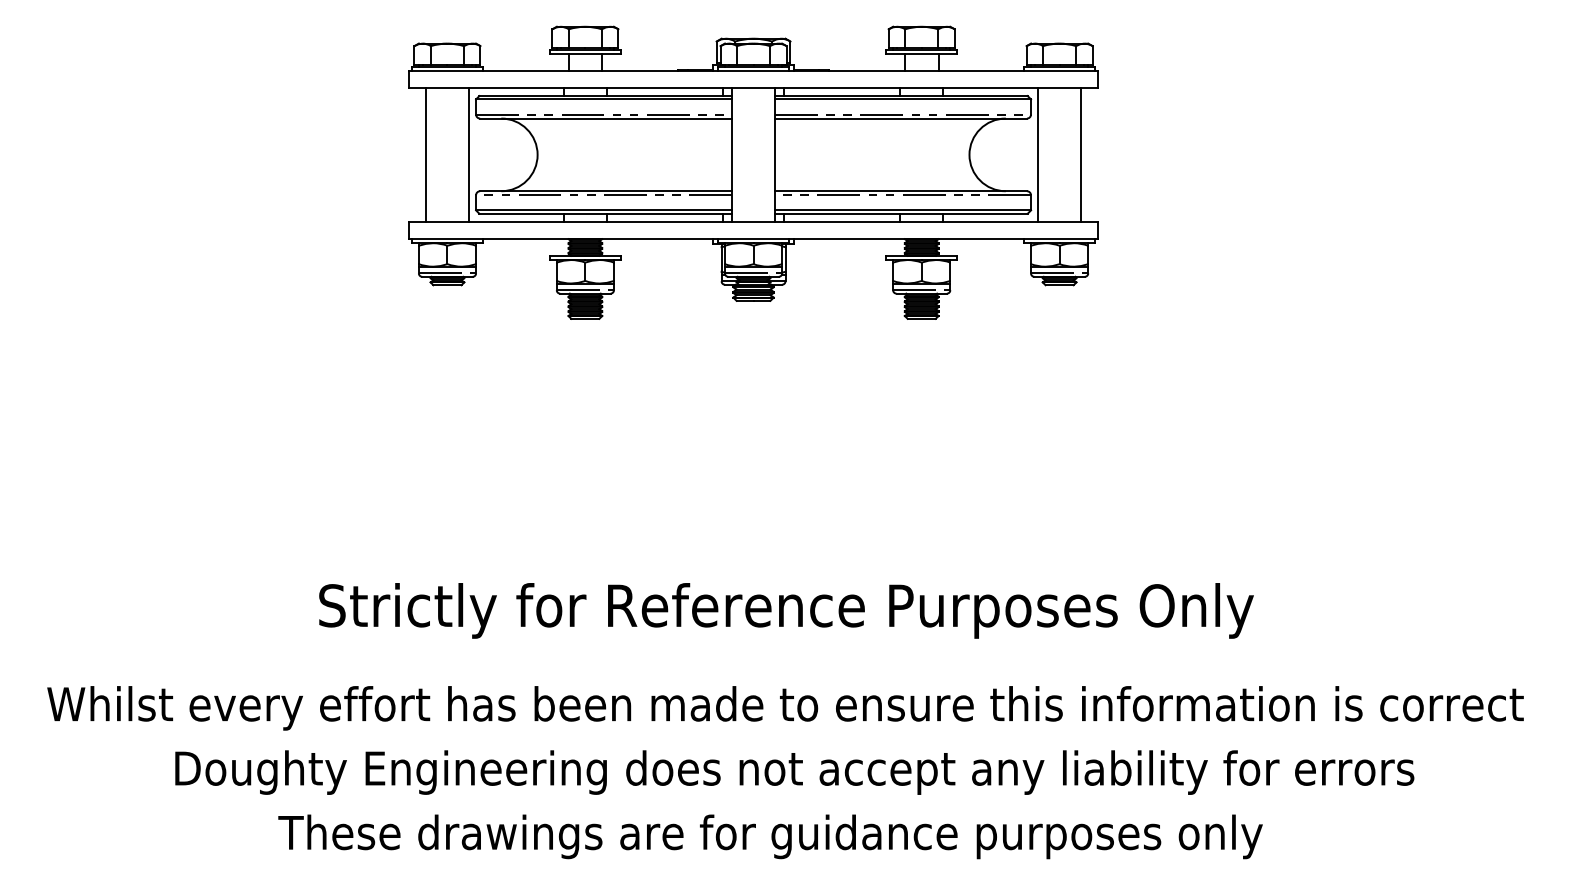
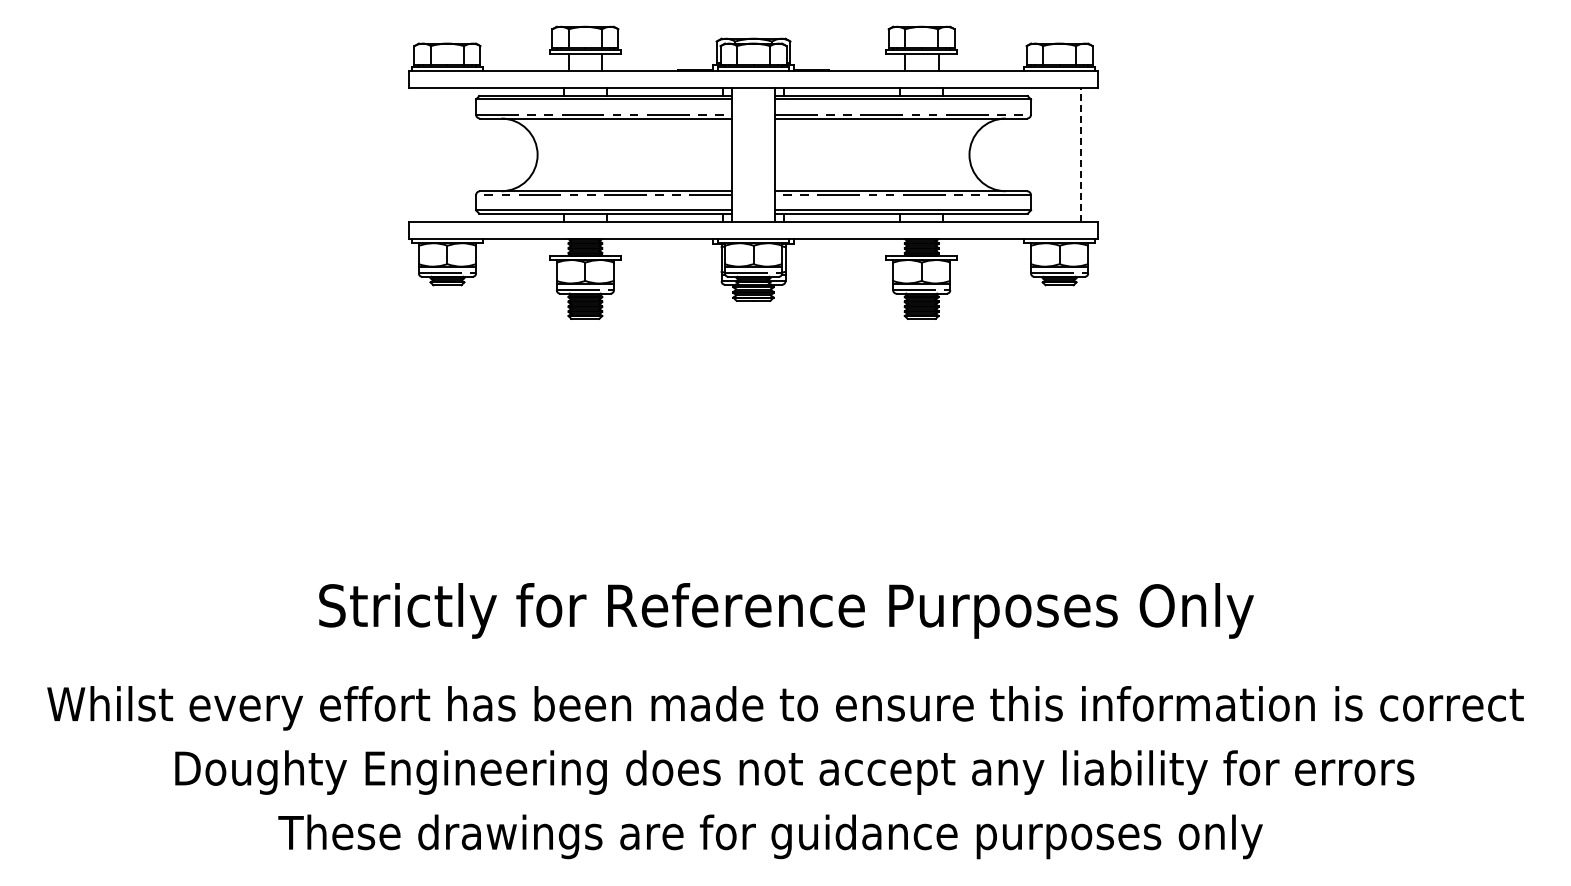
line: present -> none (426, 154)
line: present -> none (468, 154)
line: present -> none (1038, 154)
line: solid -> dashed (1080, 154)
